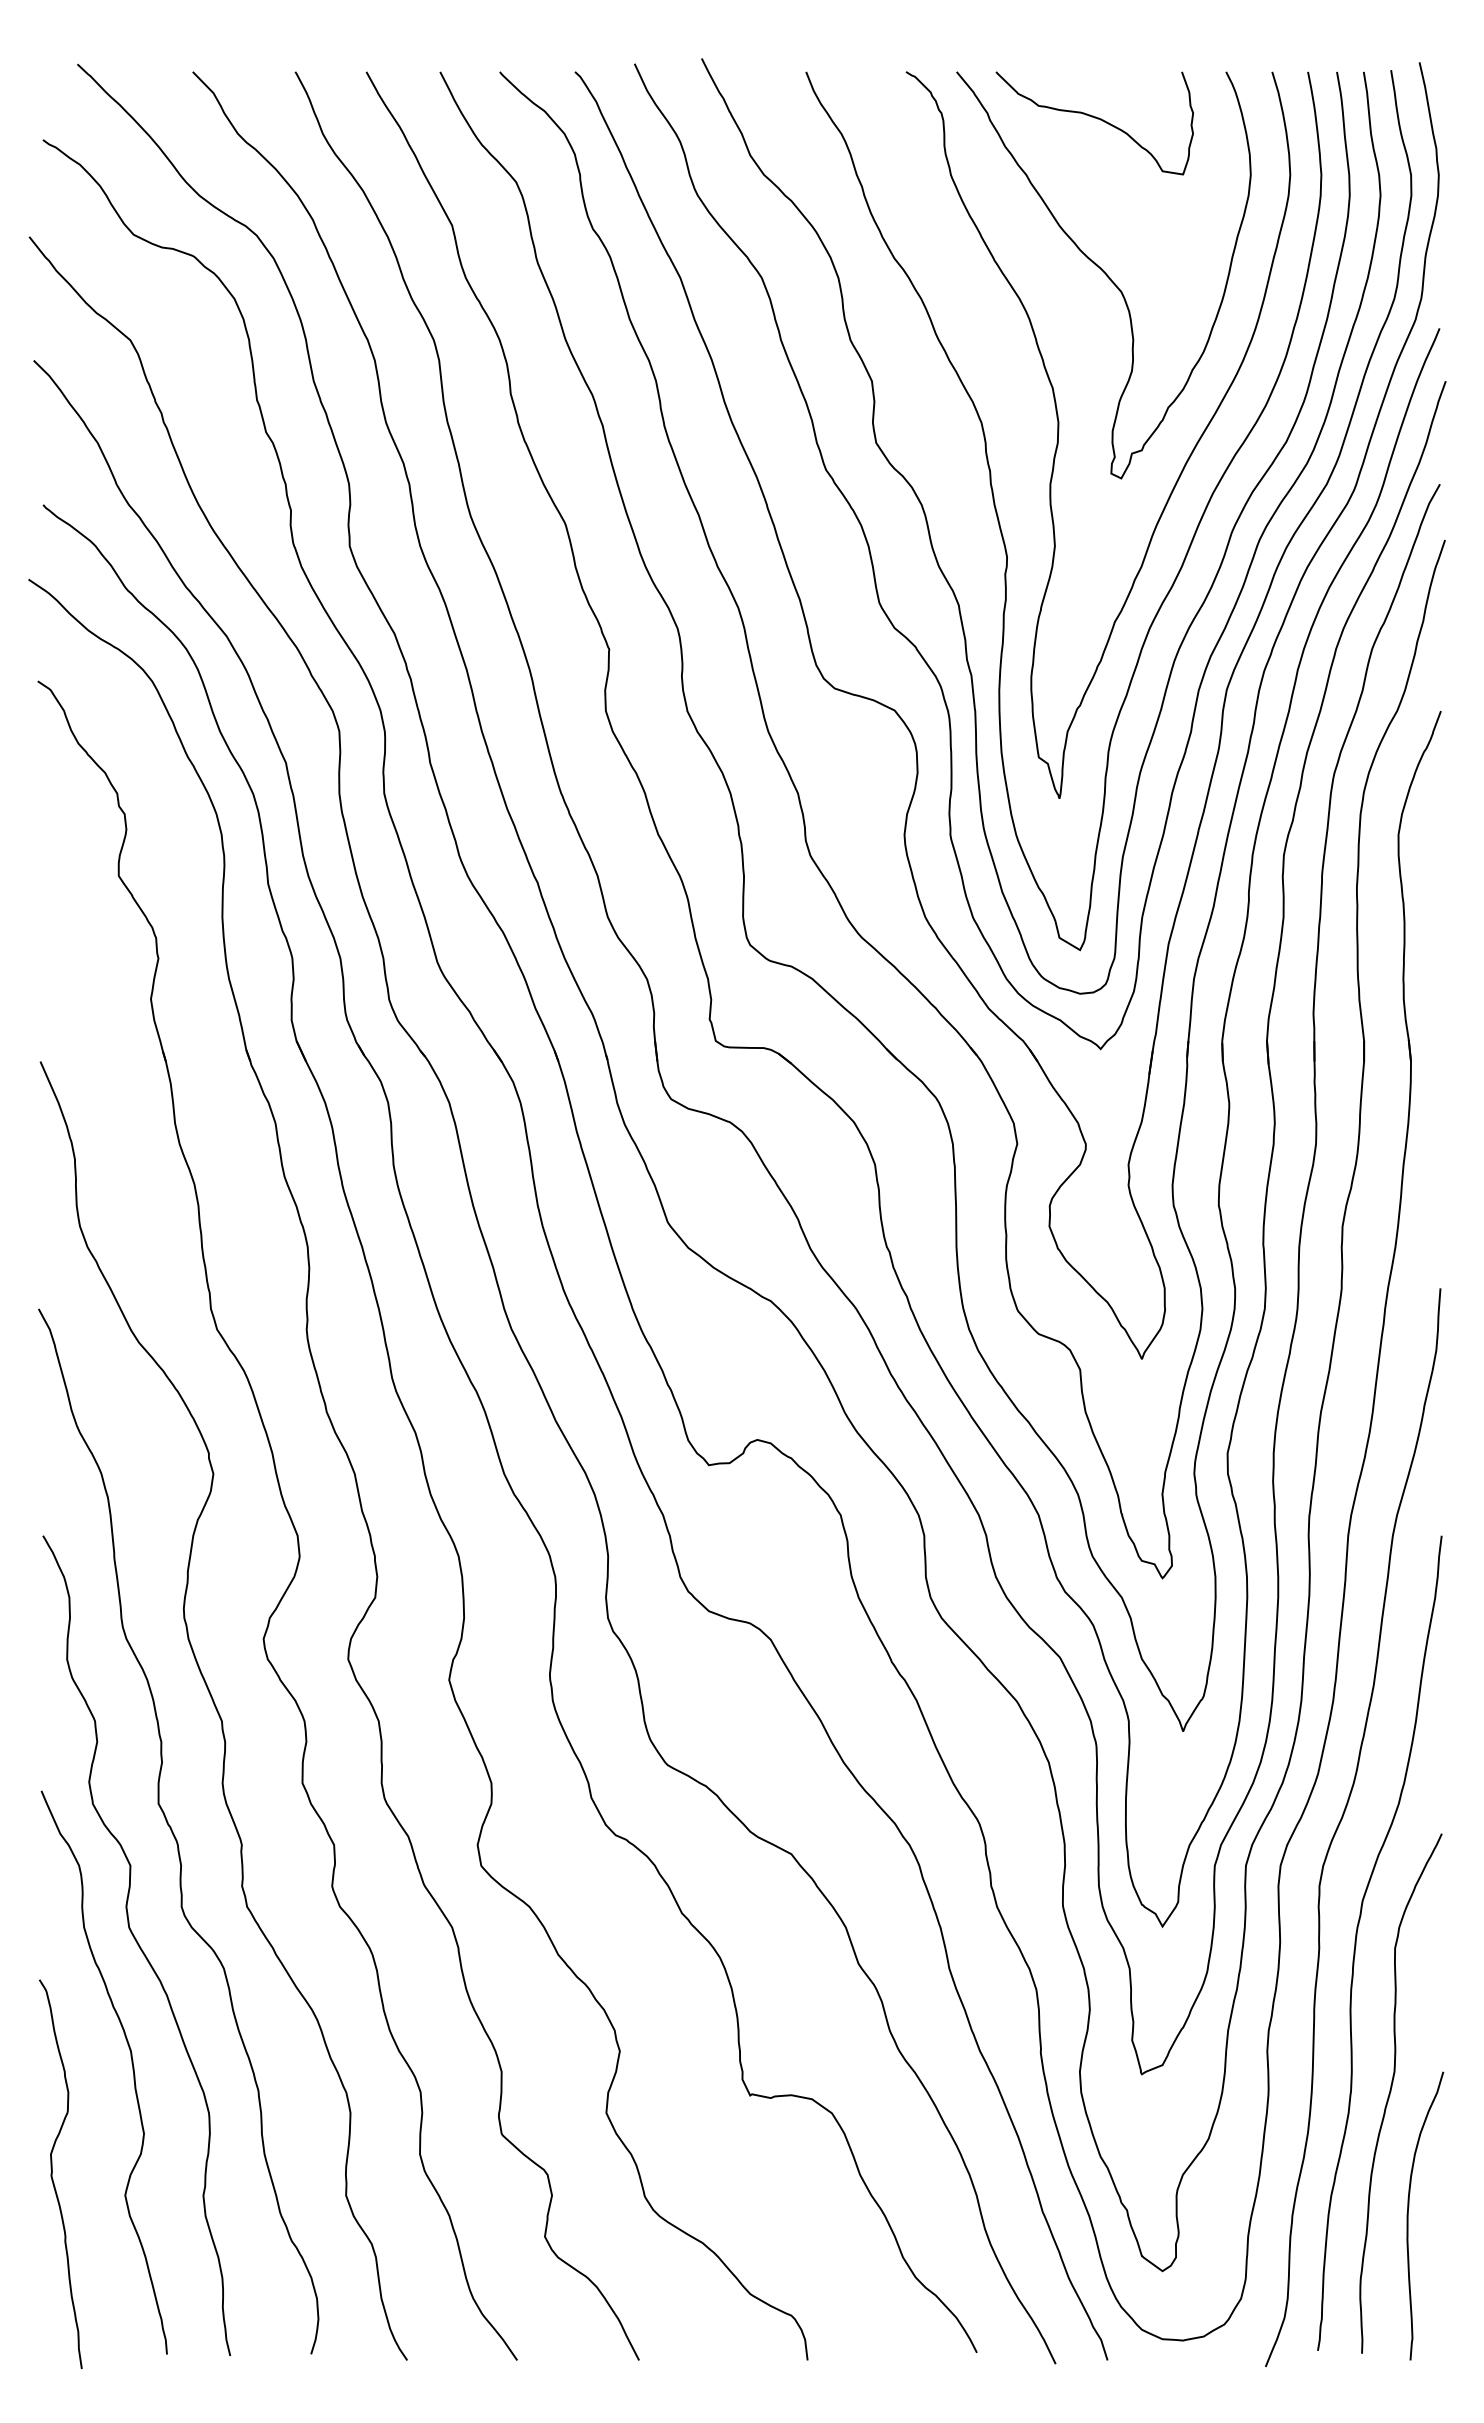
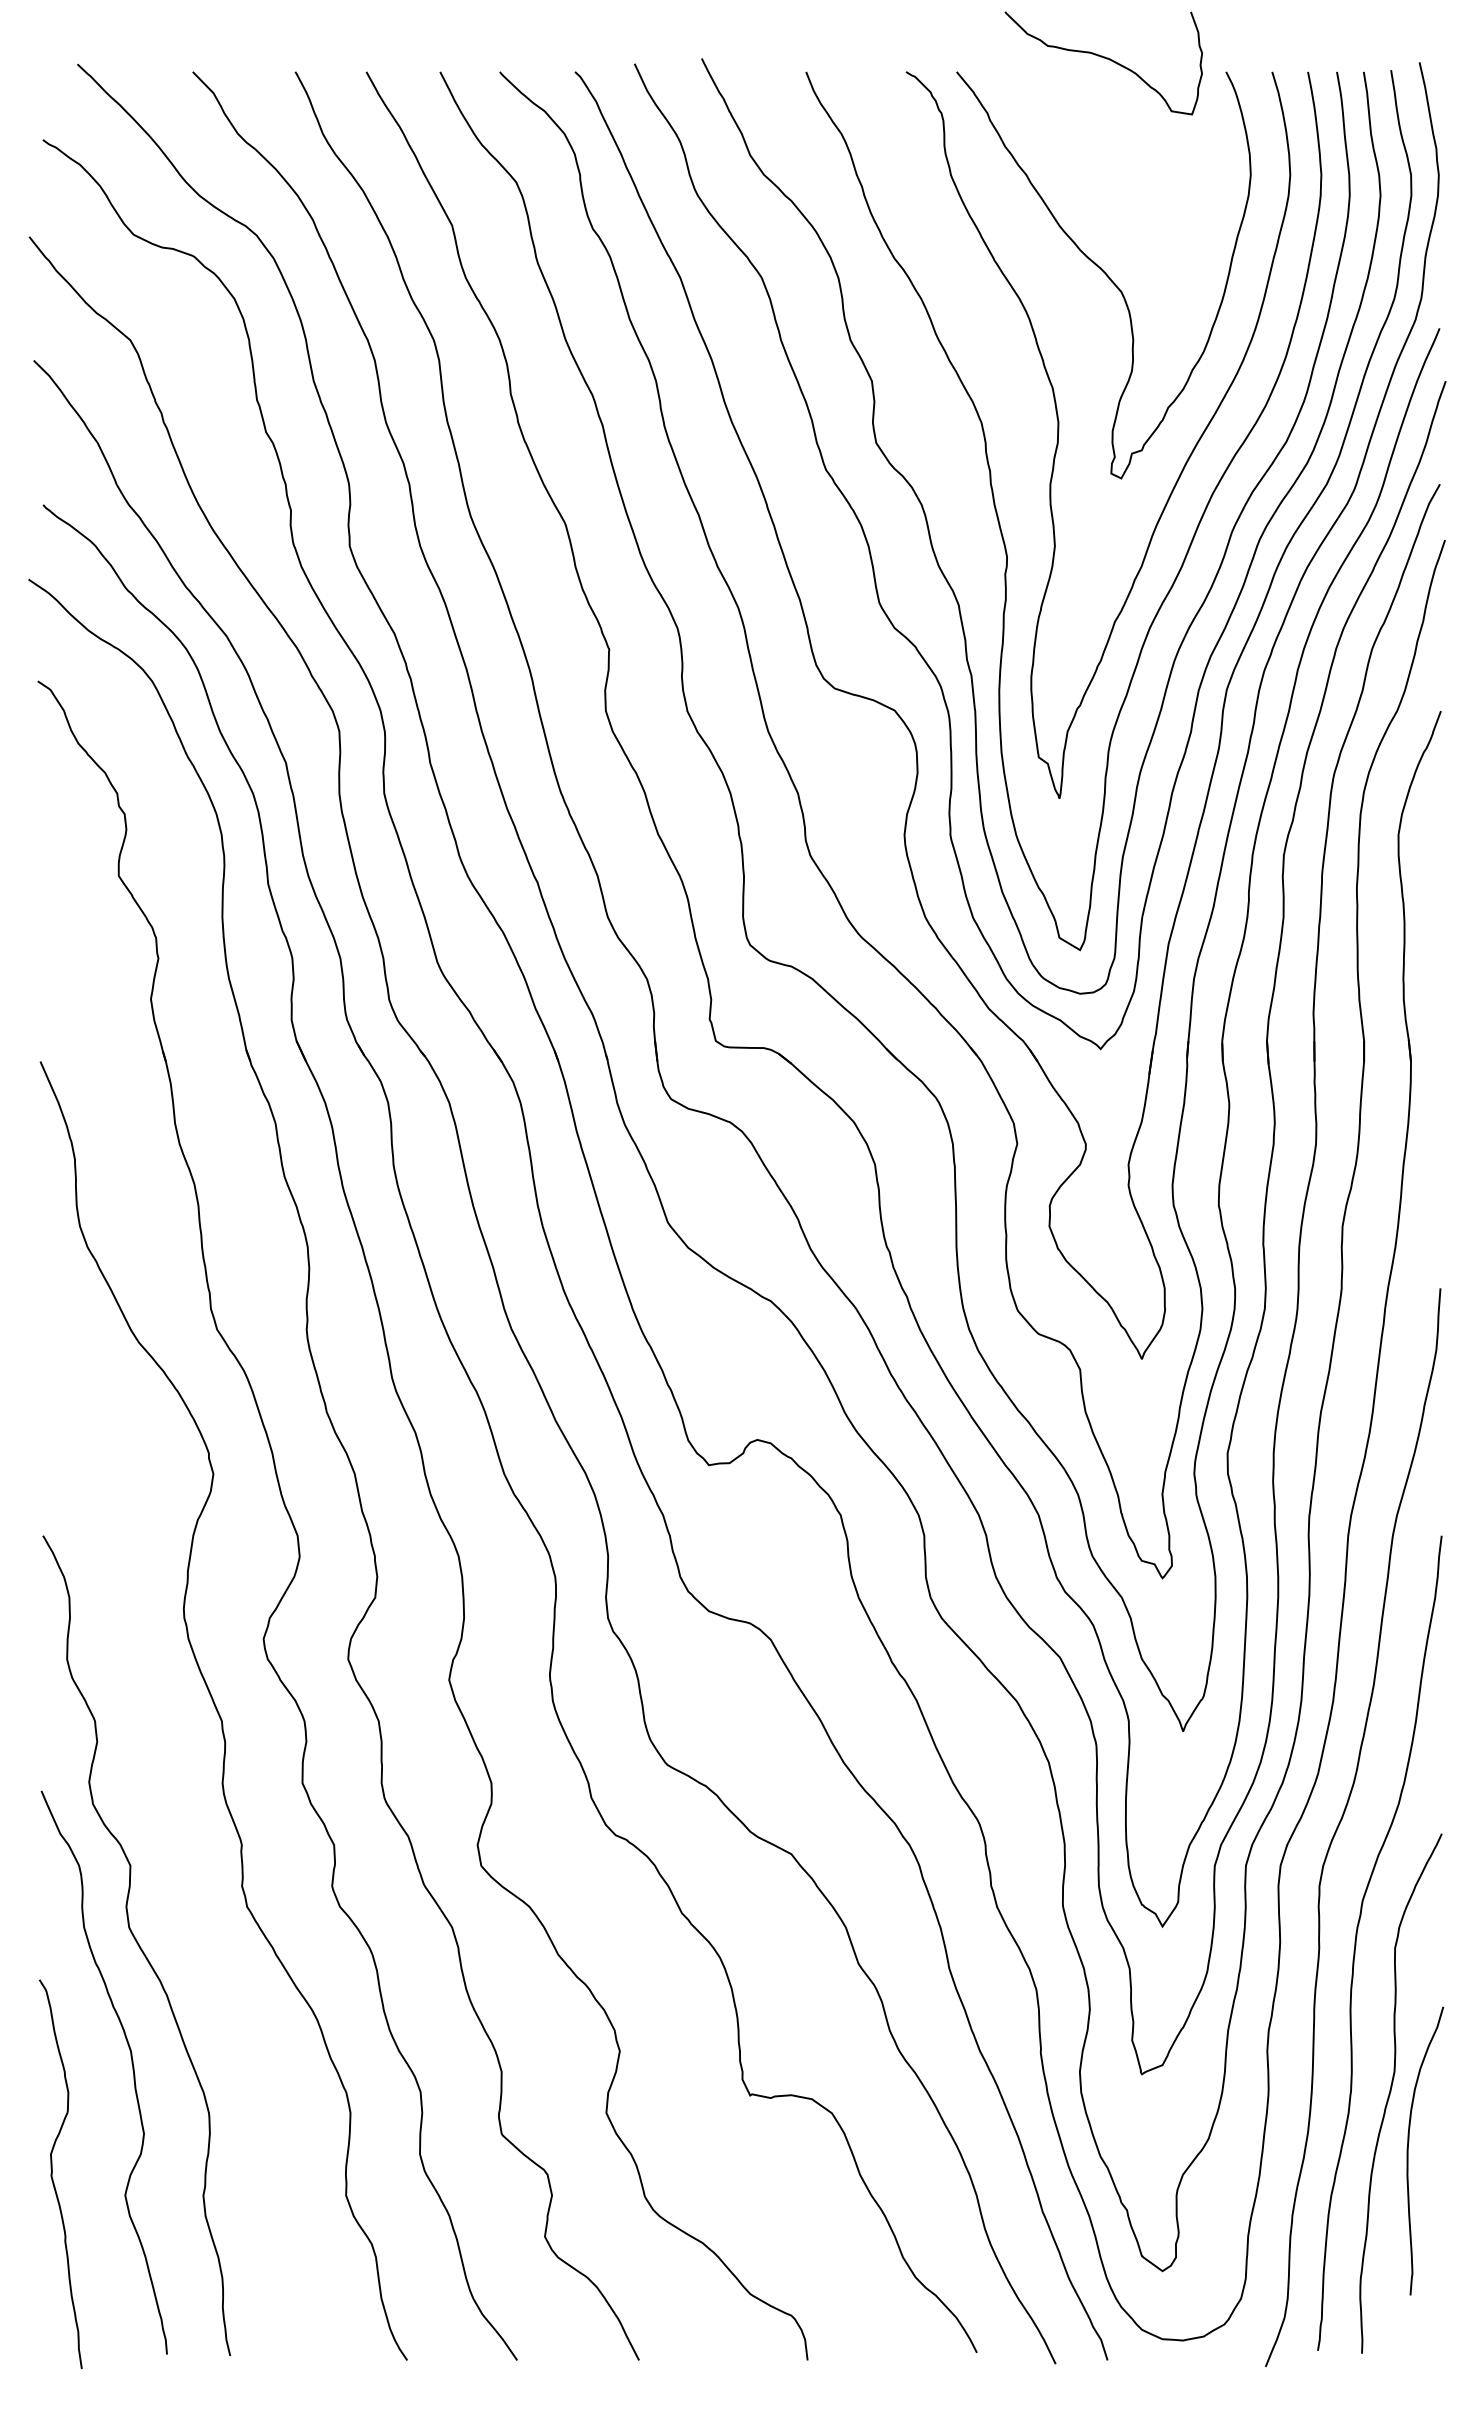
curve position: (1094, 118) -> (1103, 58) (1103, 58)
curve: present -> none (173, 1831)
curve position: (1408, 2215) -> (1408, 2150) (1408, 2150)
